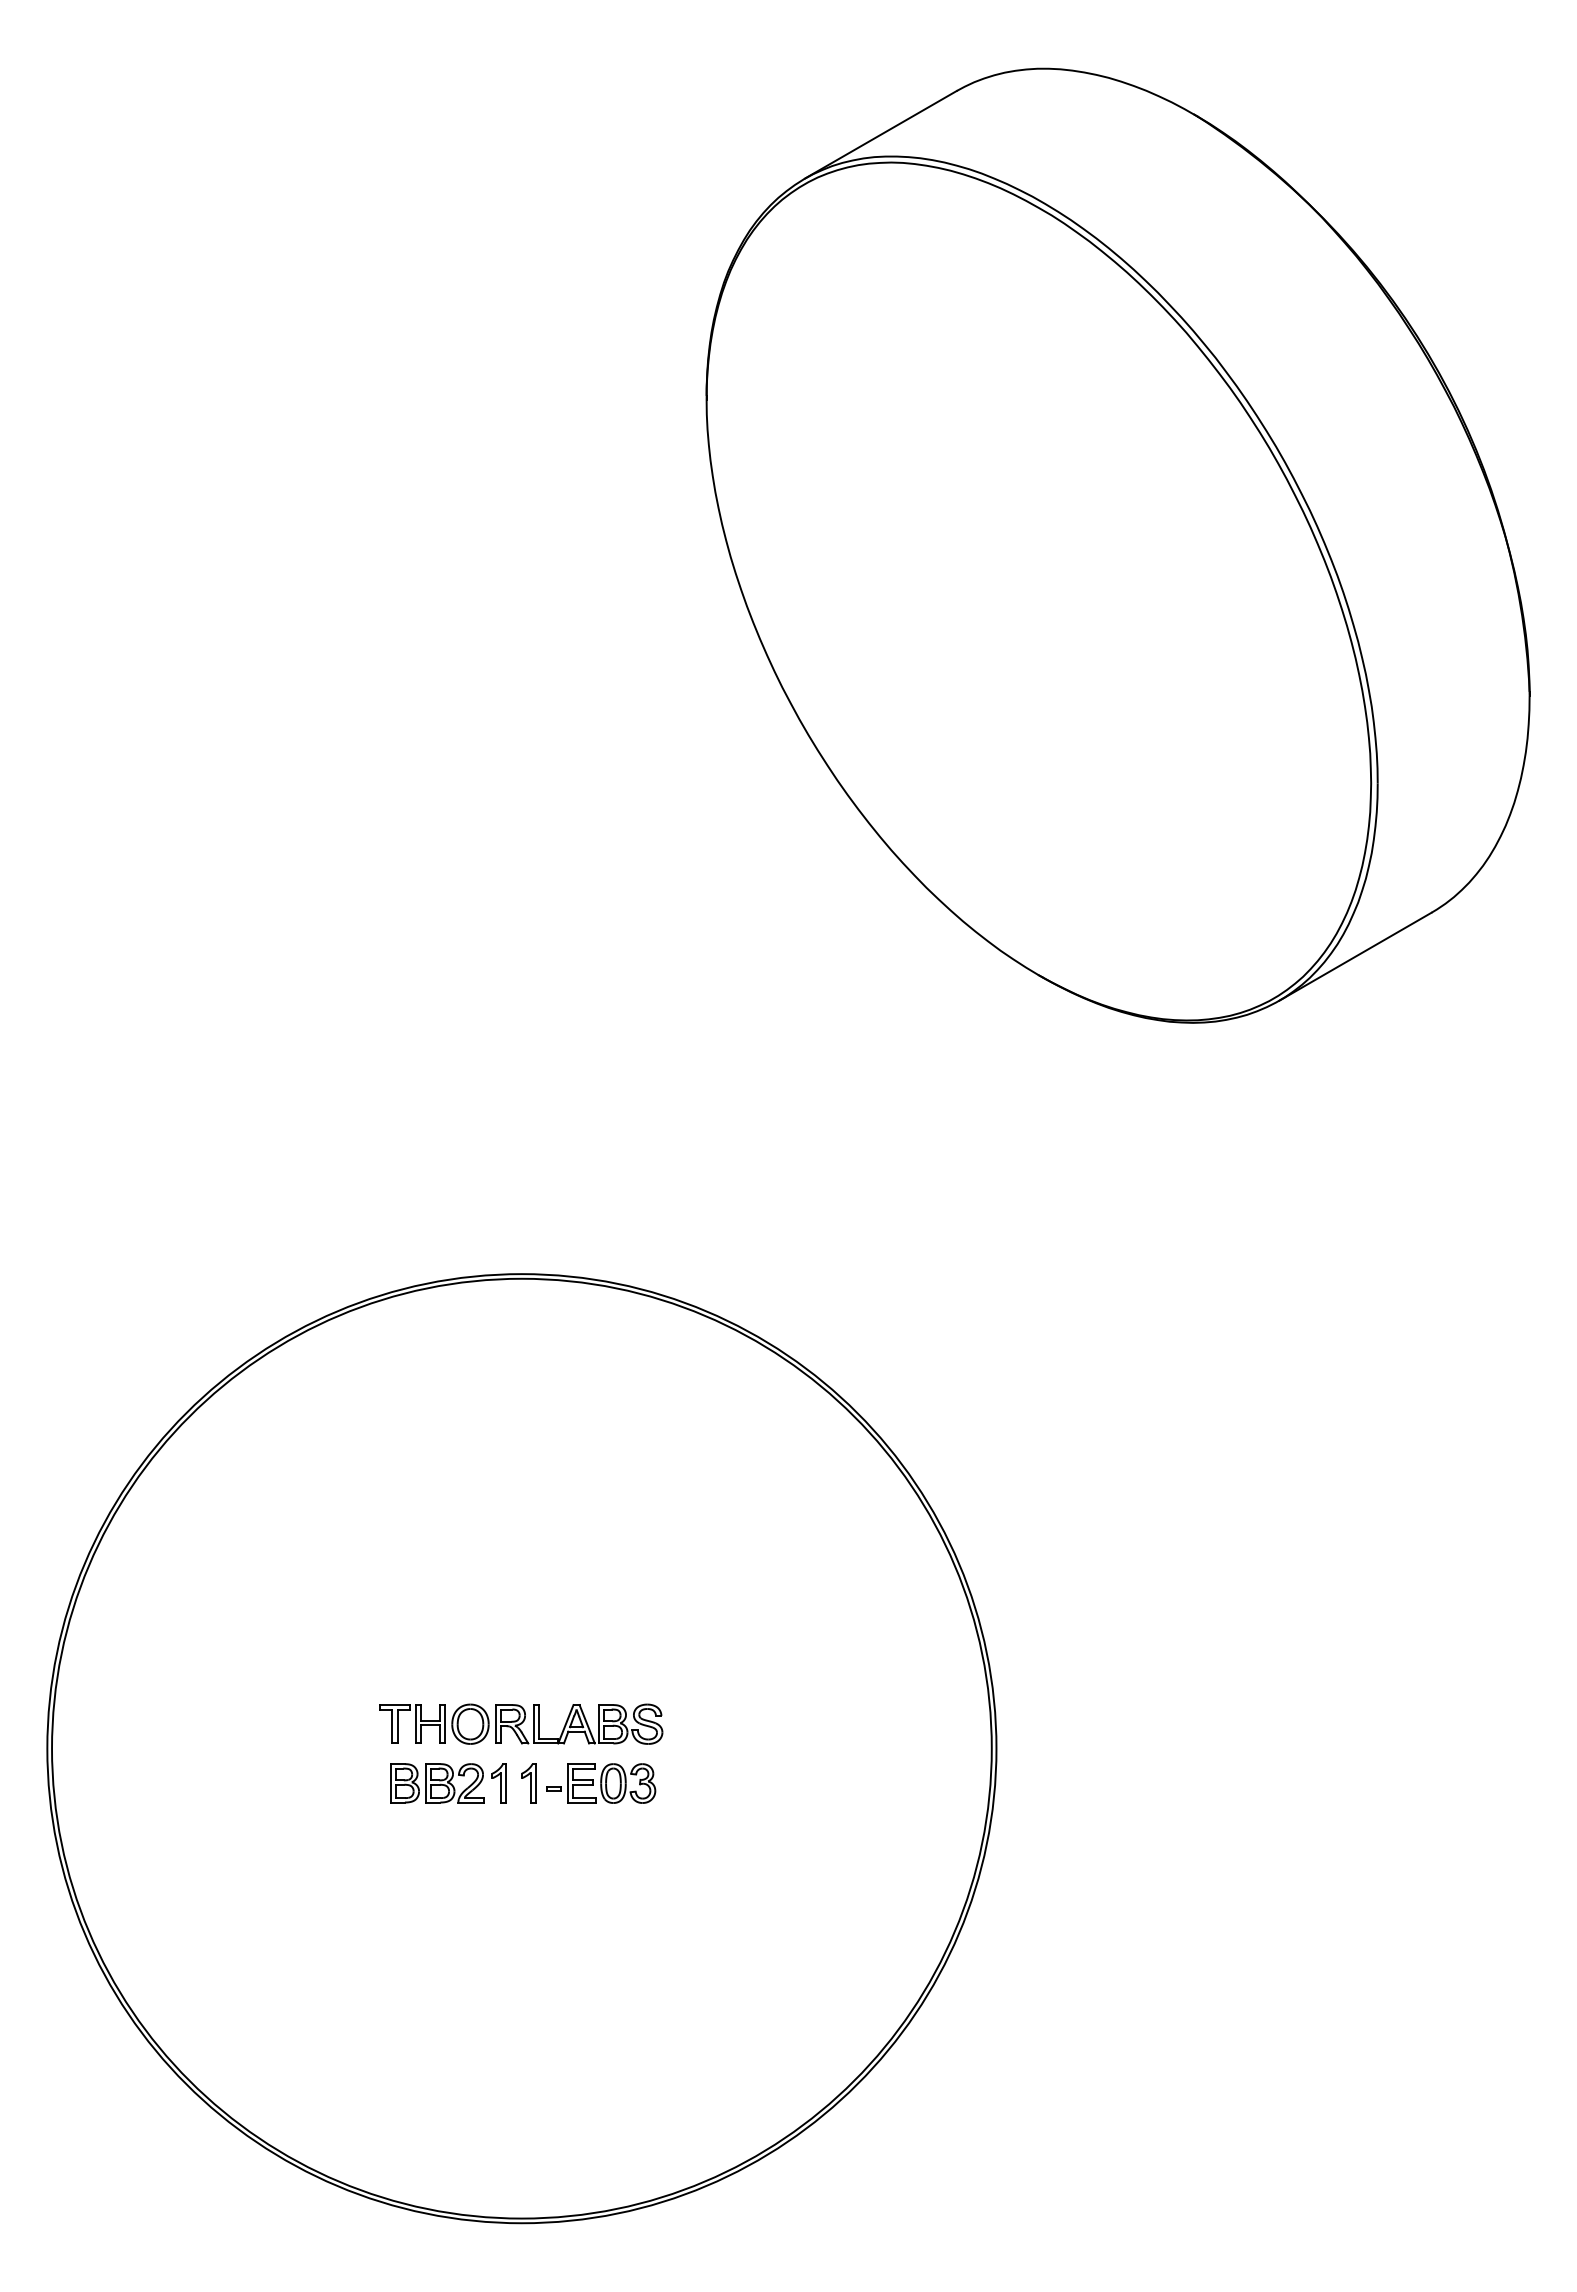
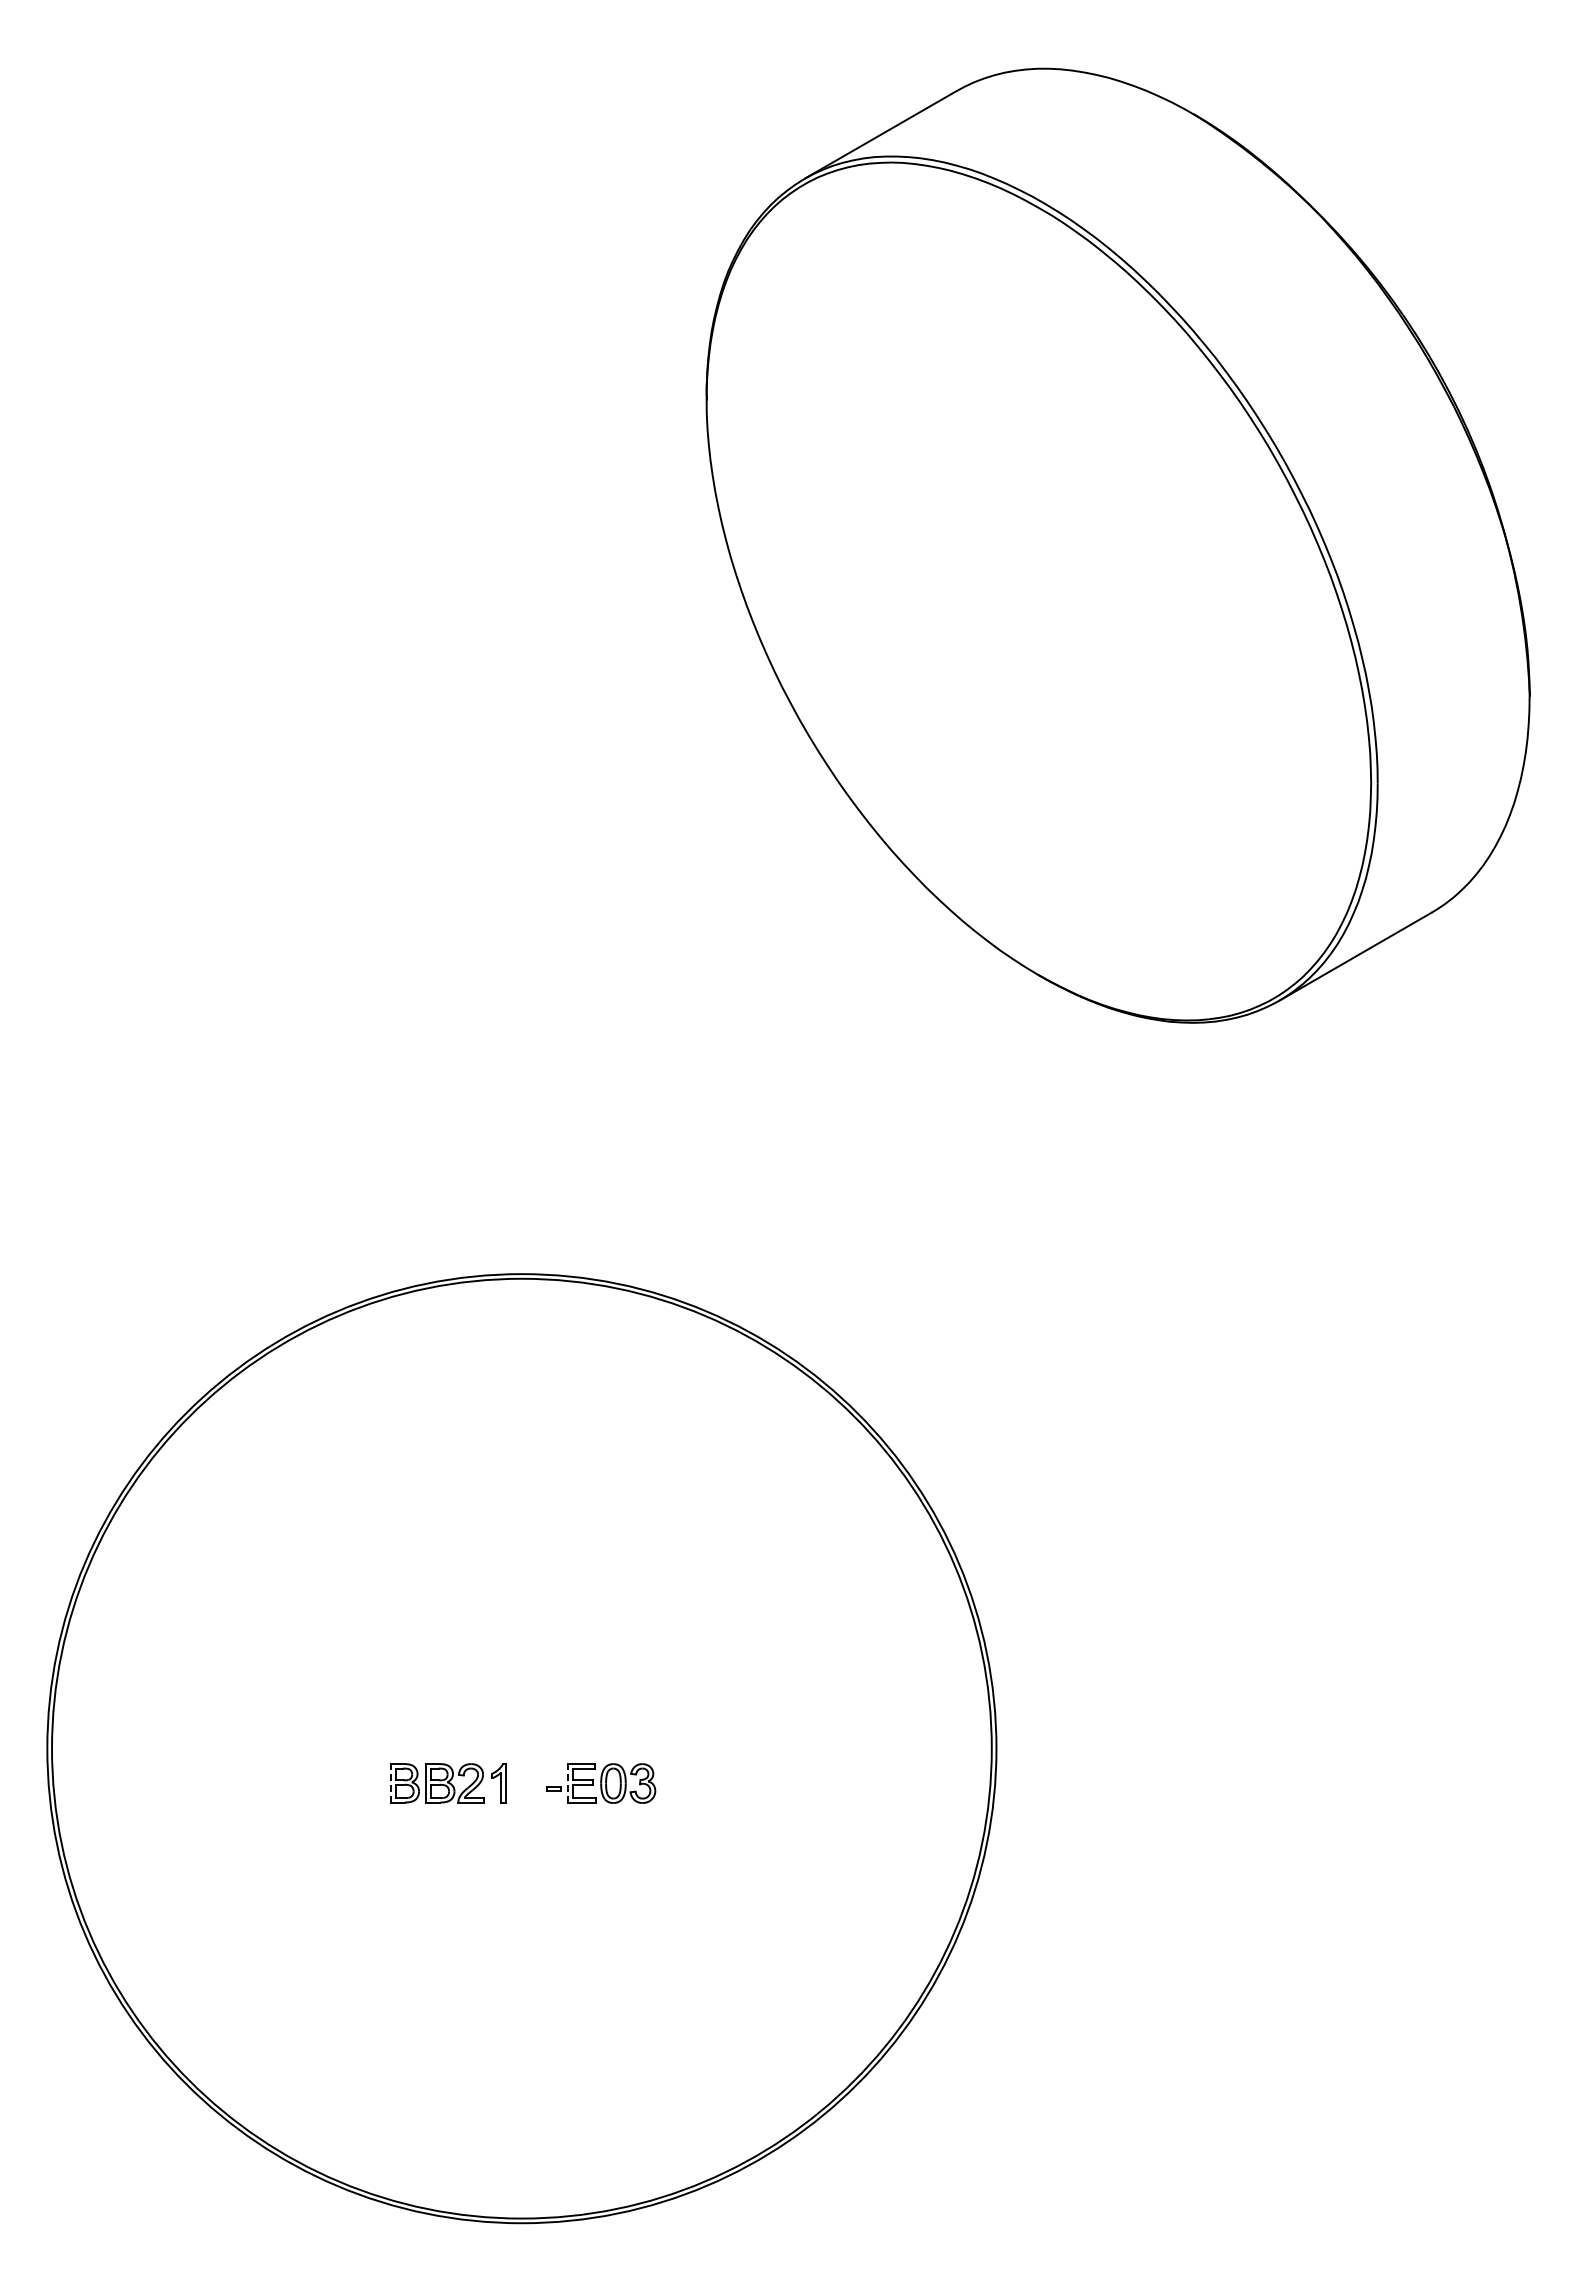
part: present -> none (521, 1723)
line: solid -> dashed (390, 1782)
line: solid -> dashed (567, 1782)
part: present -> none (528, 1783)
